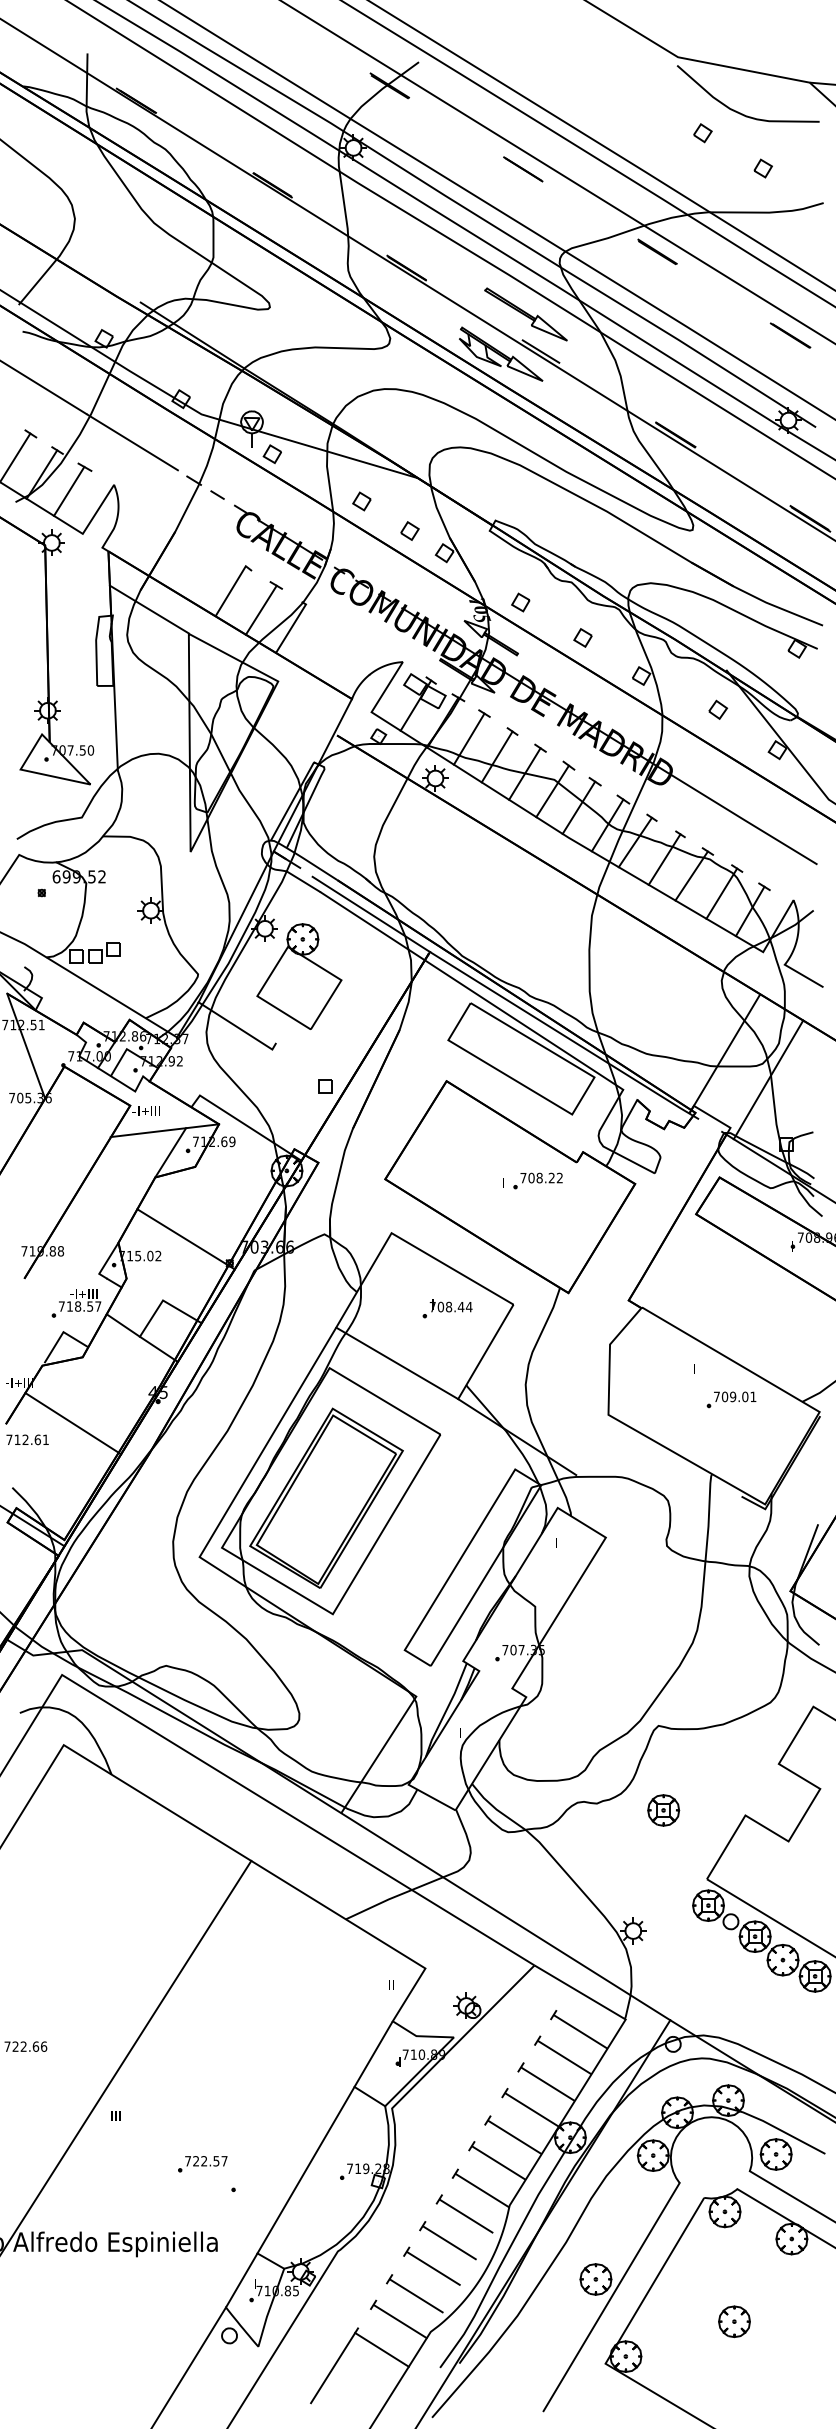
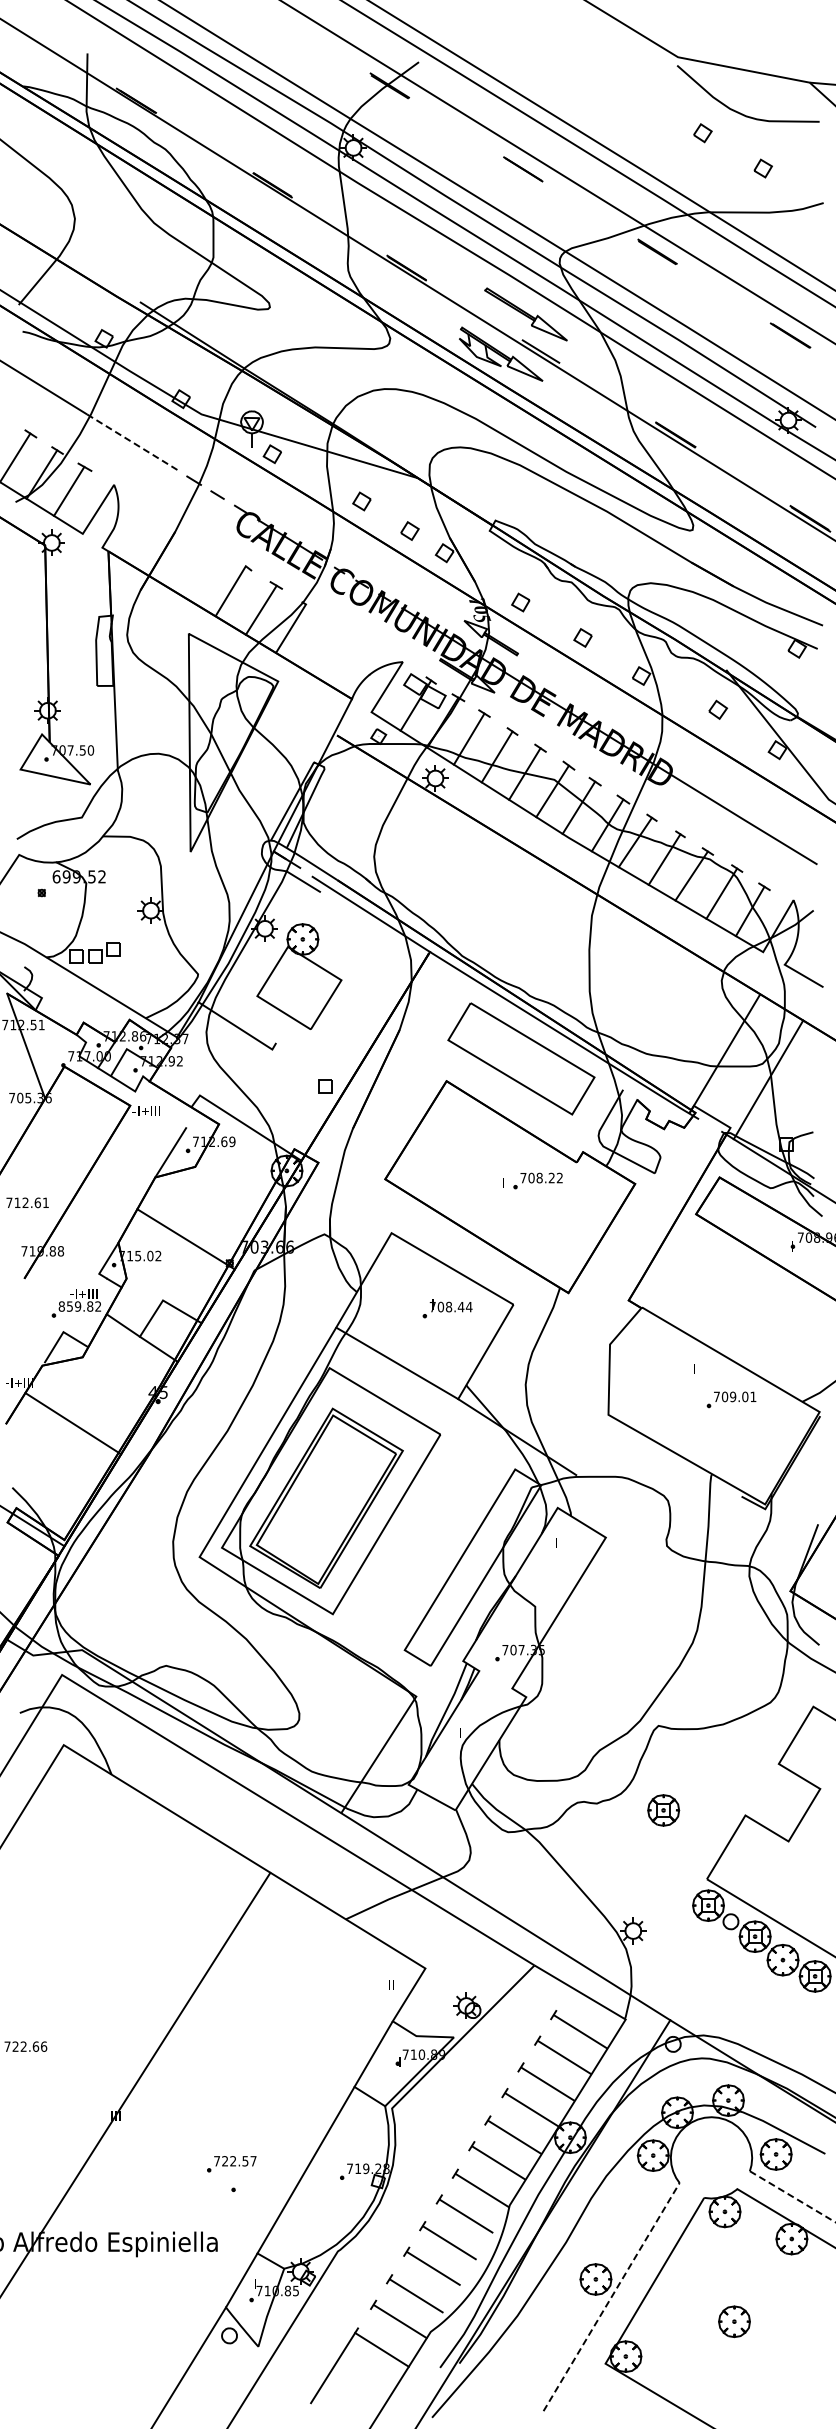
line: solid -> dashed (132, 442)
line: present -> none (148, 609)
line: present -> none (471, 990)
line: present -> none (164, 1130)
text: 718.57 -> 859.82 (79, 1306)
text position: (27, 1439) -> (27, 1202) (27, 1202)
line position: (126, 2056) -> (136, 2083) (136, 2083)
part position: (202, 2164) -> (231, 2164) (231, 2164)
line: solid -> dashed (792, 2196)
line: solid -> dashed (611, 2297)
